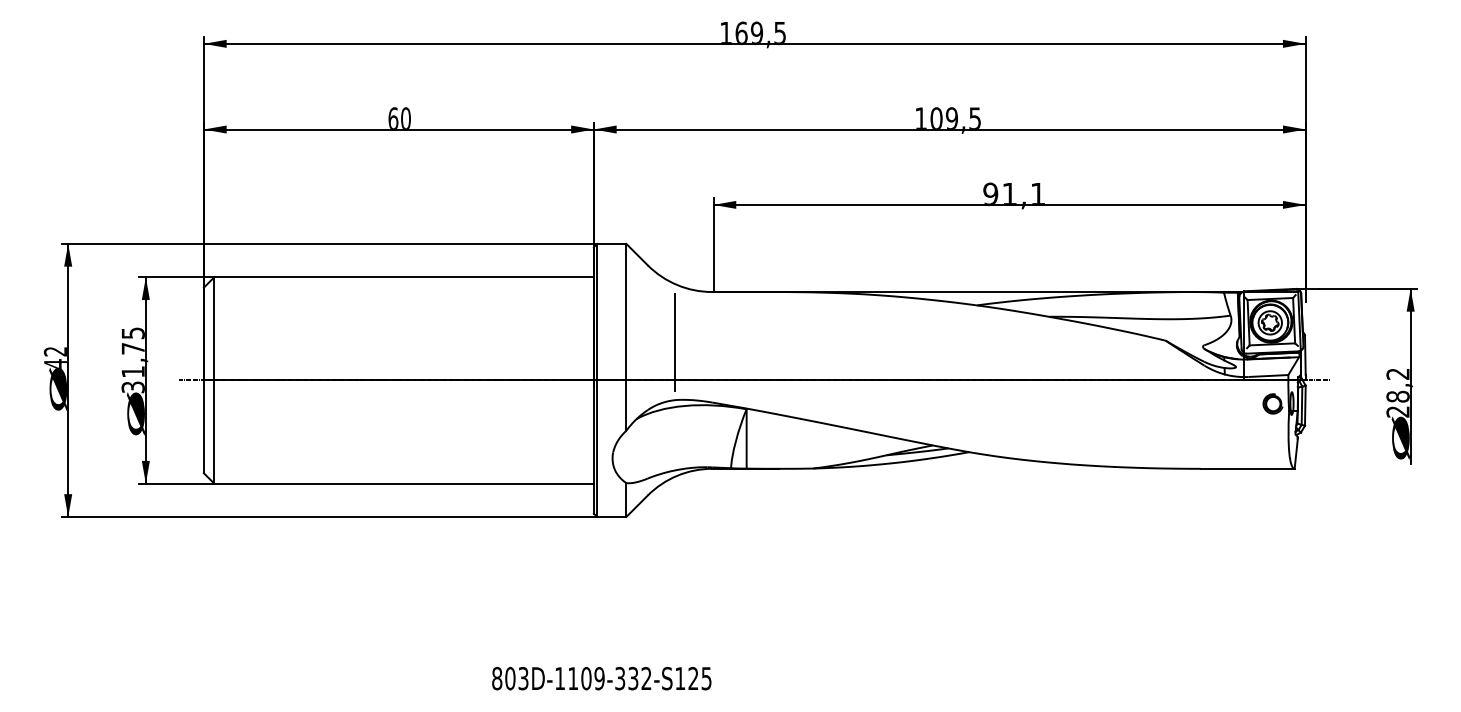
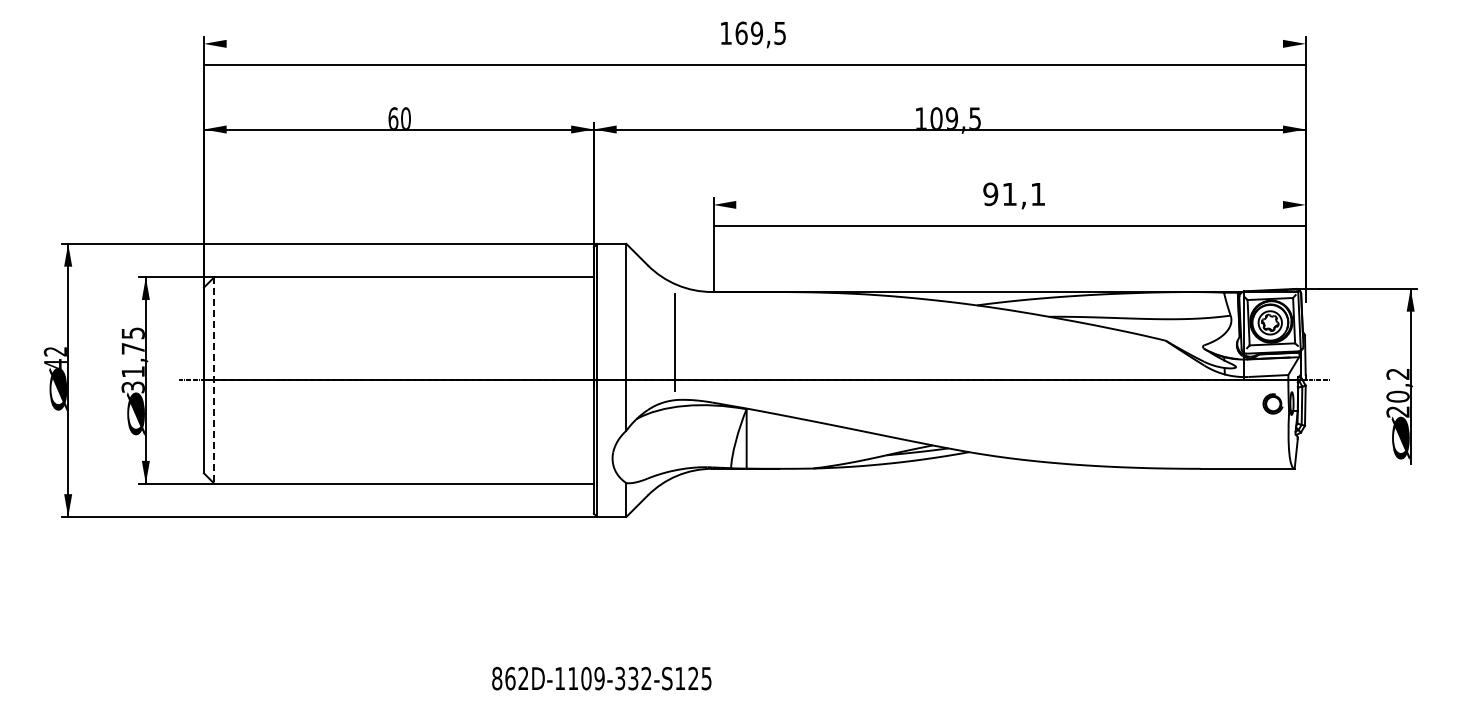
line position: (754, 43) -> (754, 64) (754, 64)
line position: (1009, 204) -> (1009, 225) (1009, 225)
line: solid -> dashed (214, 380)
text: 28,2 -> 20,2 (1397, 396)
text: 803D-1109-332-S125 -> 862D-1109-332-S125 (516, 678)
